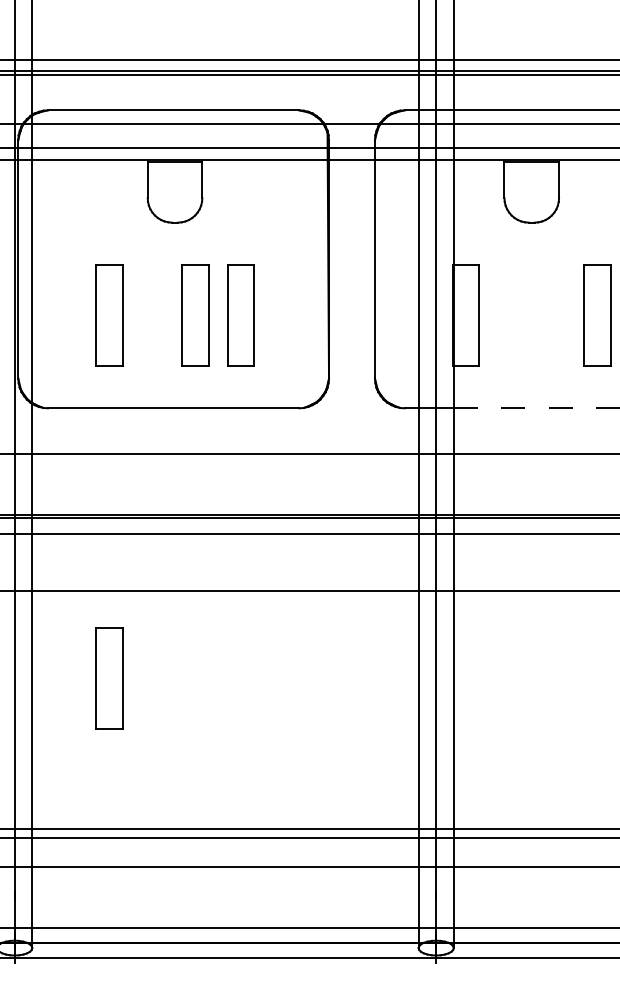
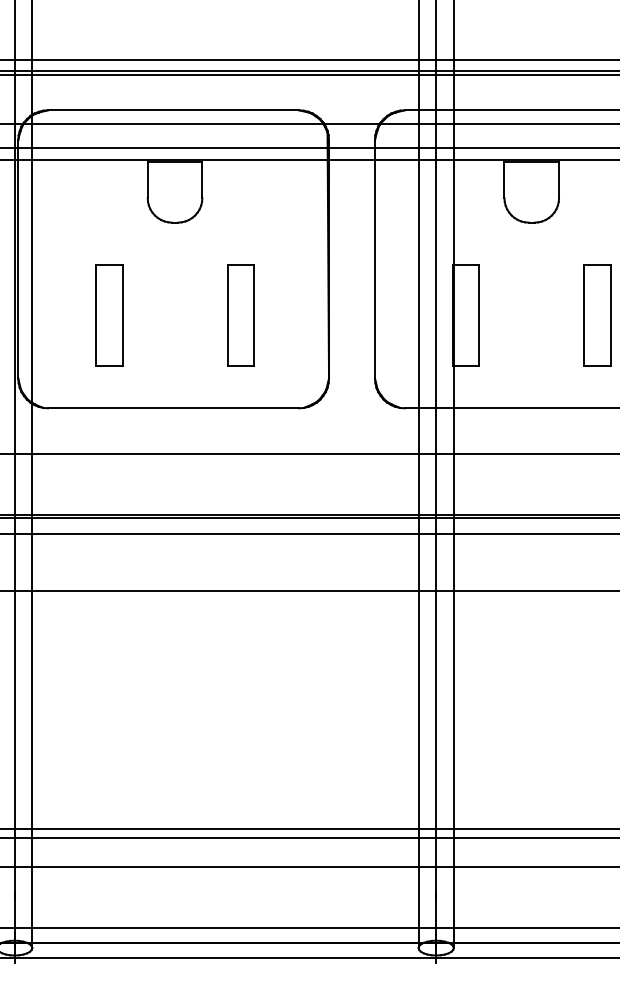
part: present -> none (195, 315)
line: dashed -> solid (536, 408)
part: present -> none (109, 678)
